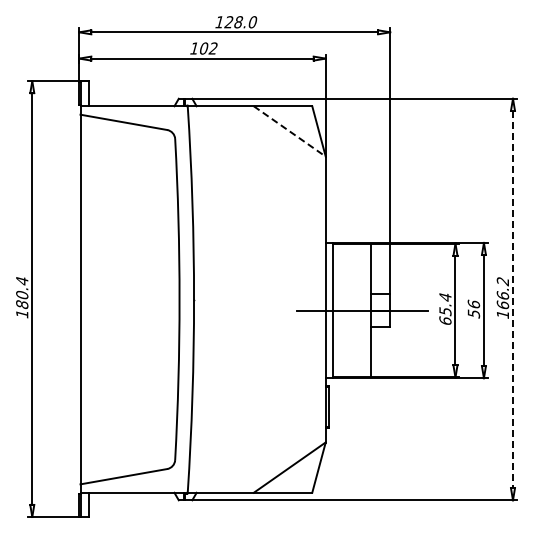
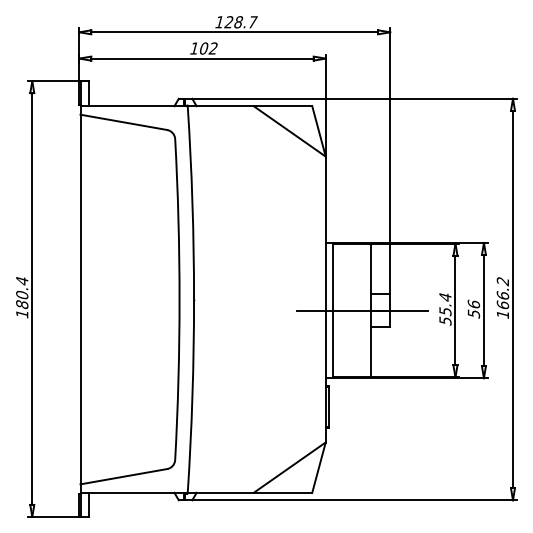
text: 128.0 -> 128.7 (252, 22)
line: dashed -> solid (289, 131)
line: dashed -> solid (512, 299)
text: 65.4 -> 55.4 (445, 320)
